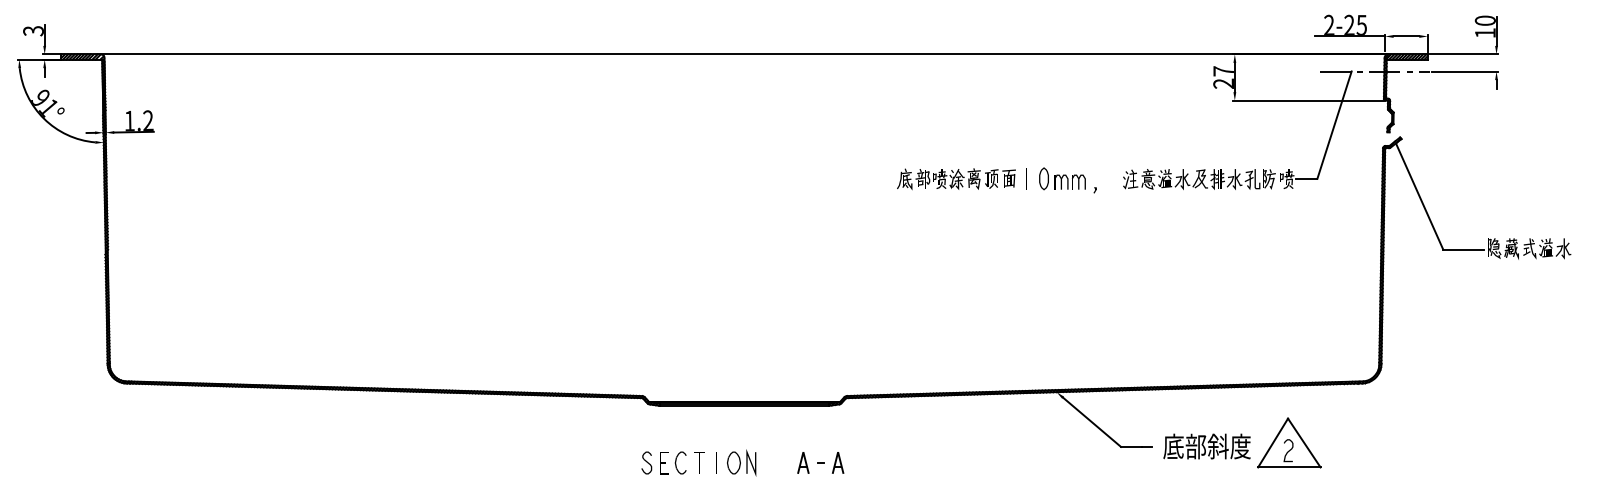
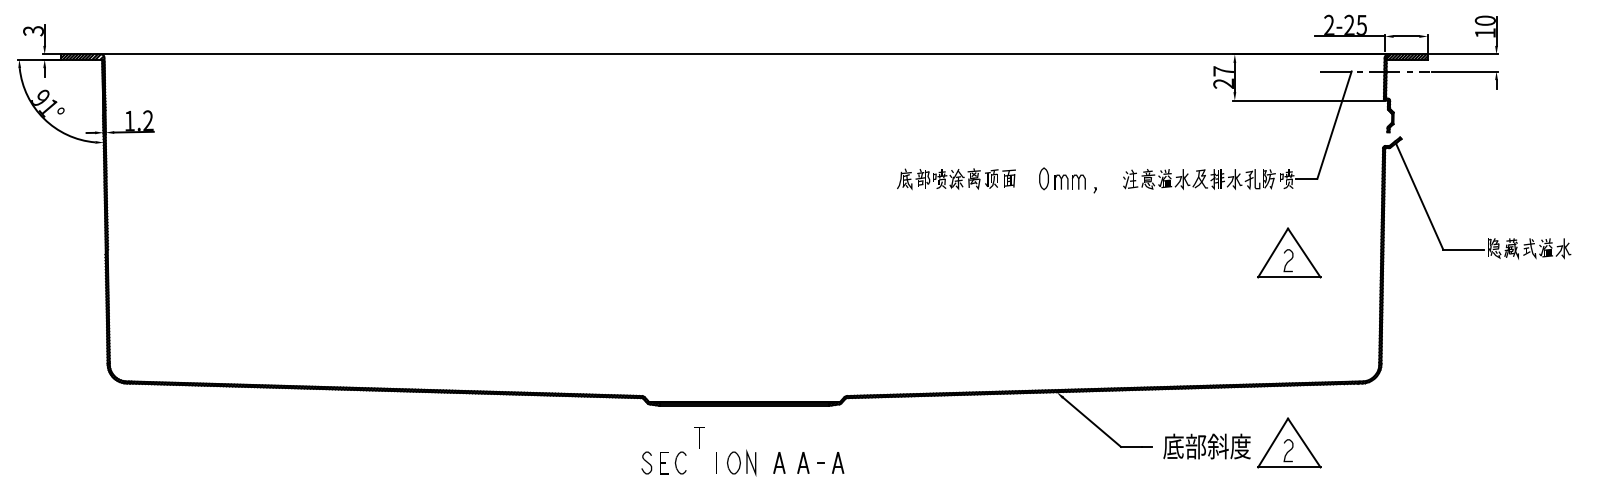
line: present -> none (1026, 178)
part: none -> present (1289, 252)
part position: (699, 462) -> (699, 437) (699, 437)
part: none -> present (779, 462)
